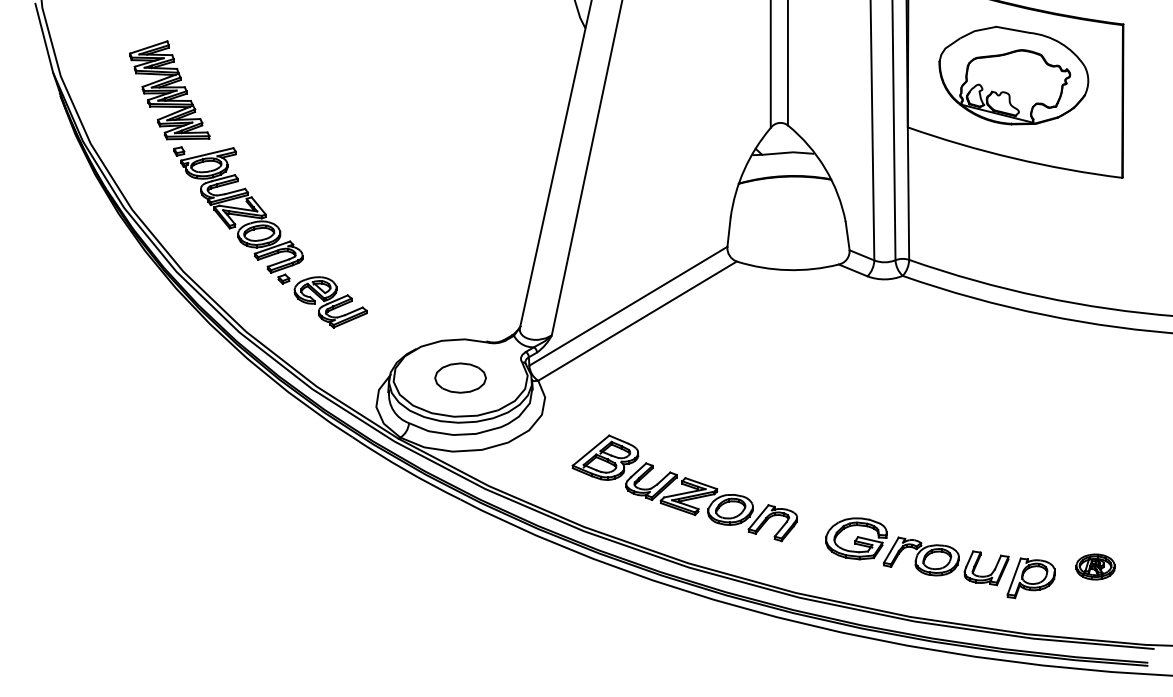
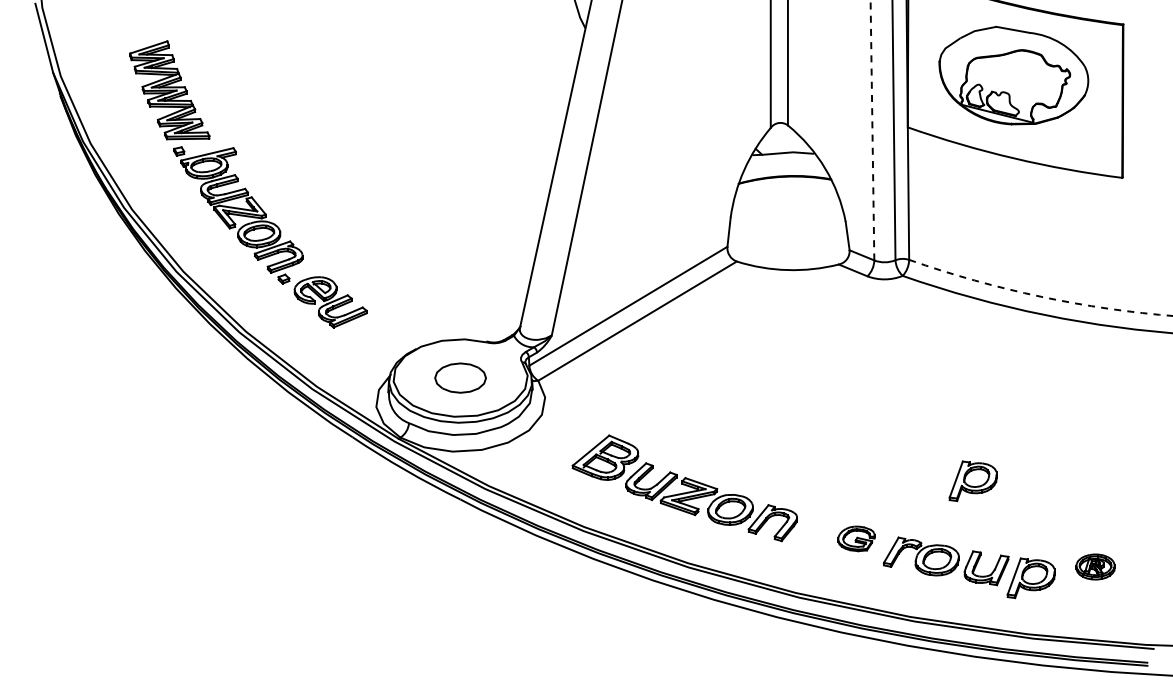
line: solid -> dashed (872, 130)
arc: solid -> dashed (1040, 296)
part: none -> present (972, 481)
part size: 63x44 px -> 39x28 px (856, 538)
